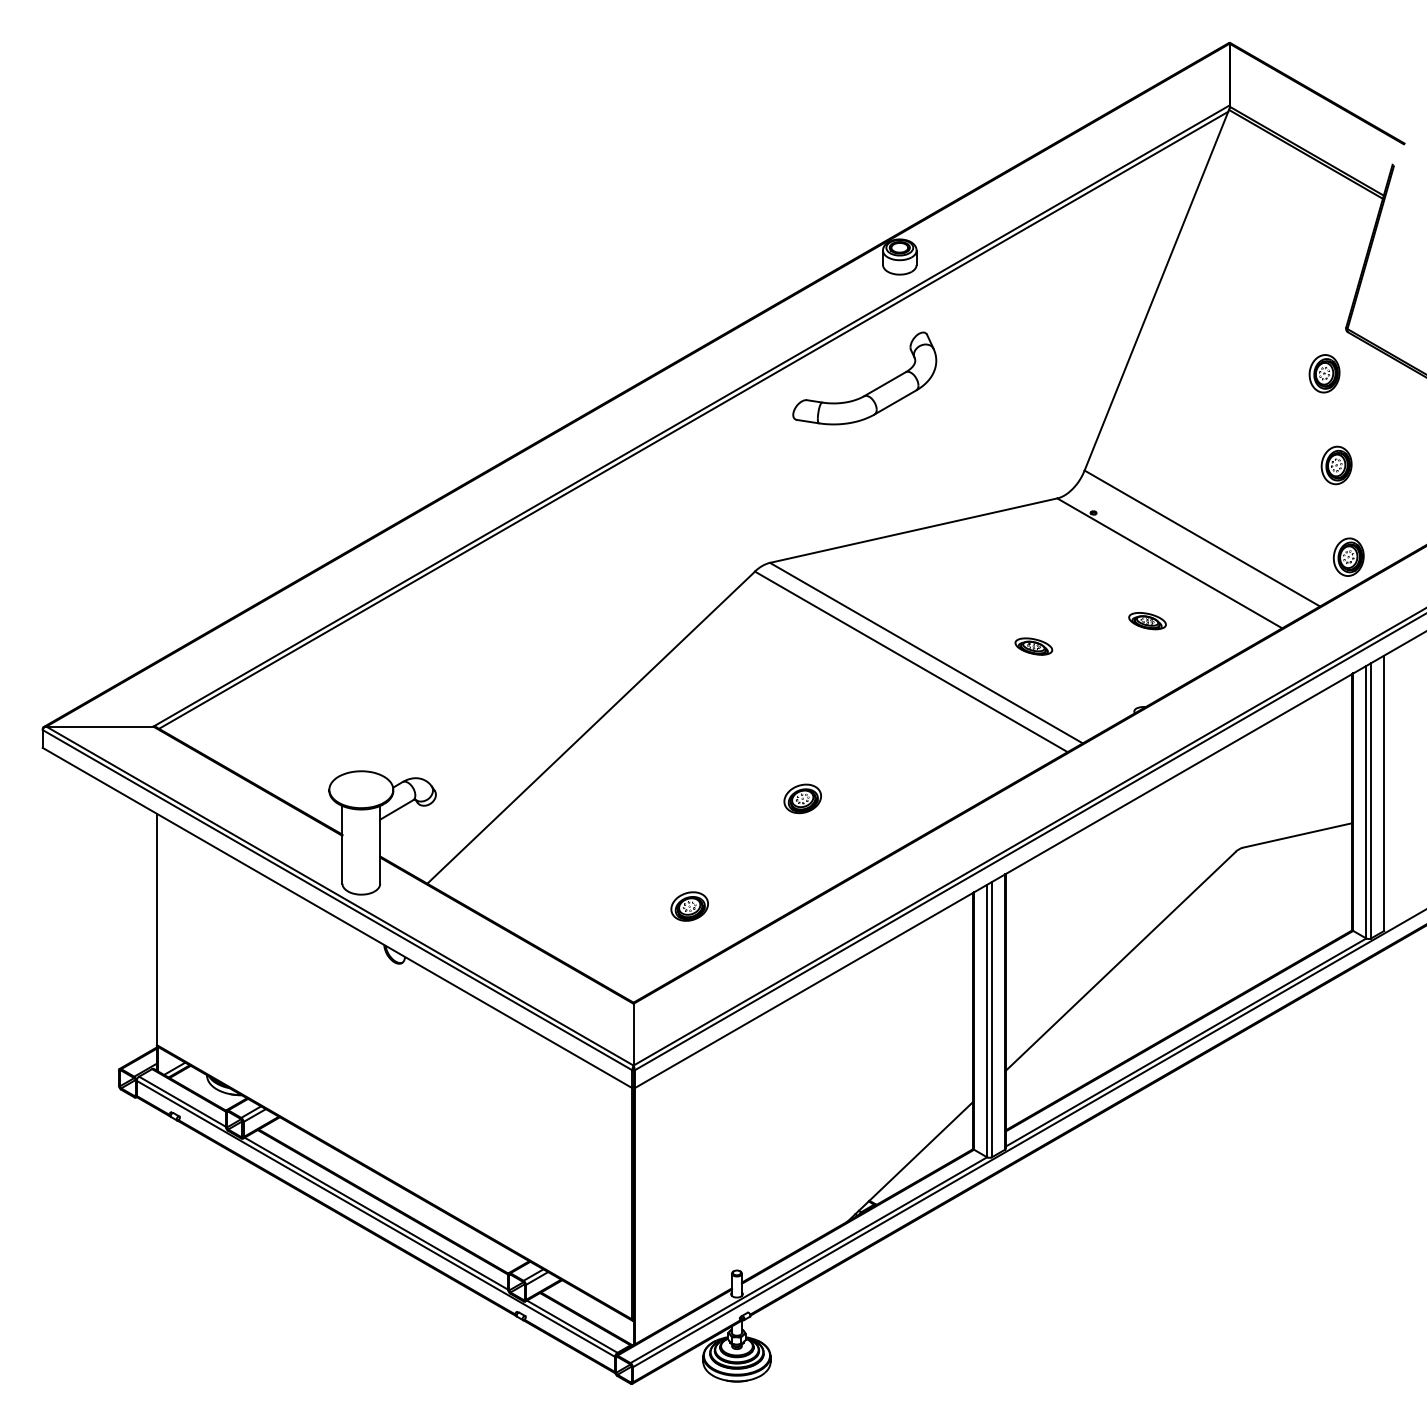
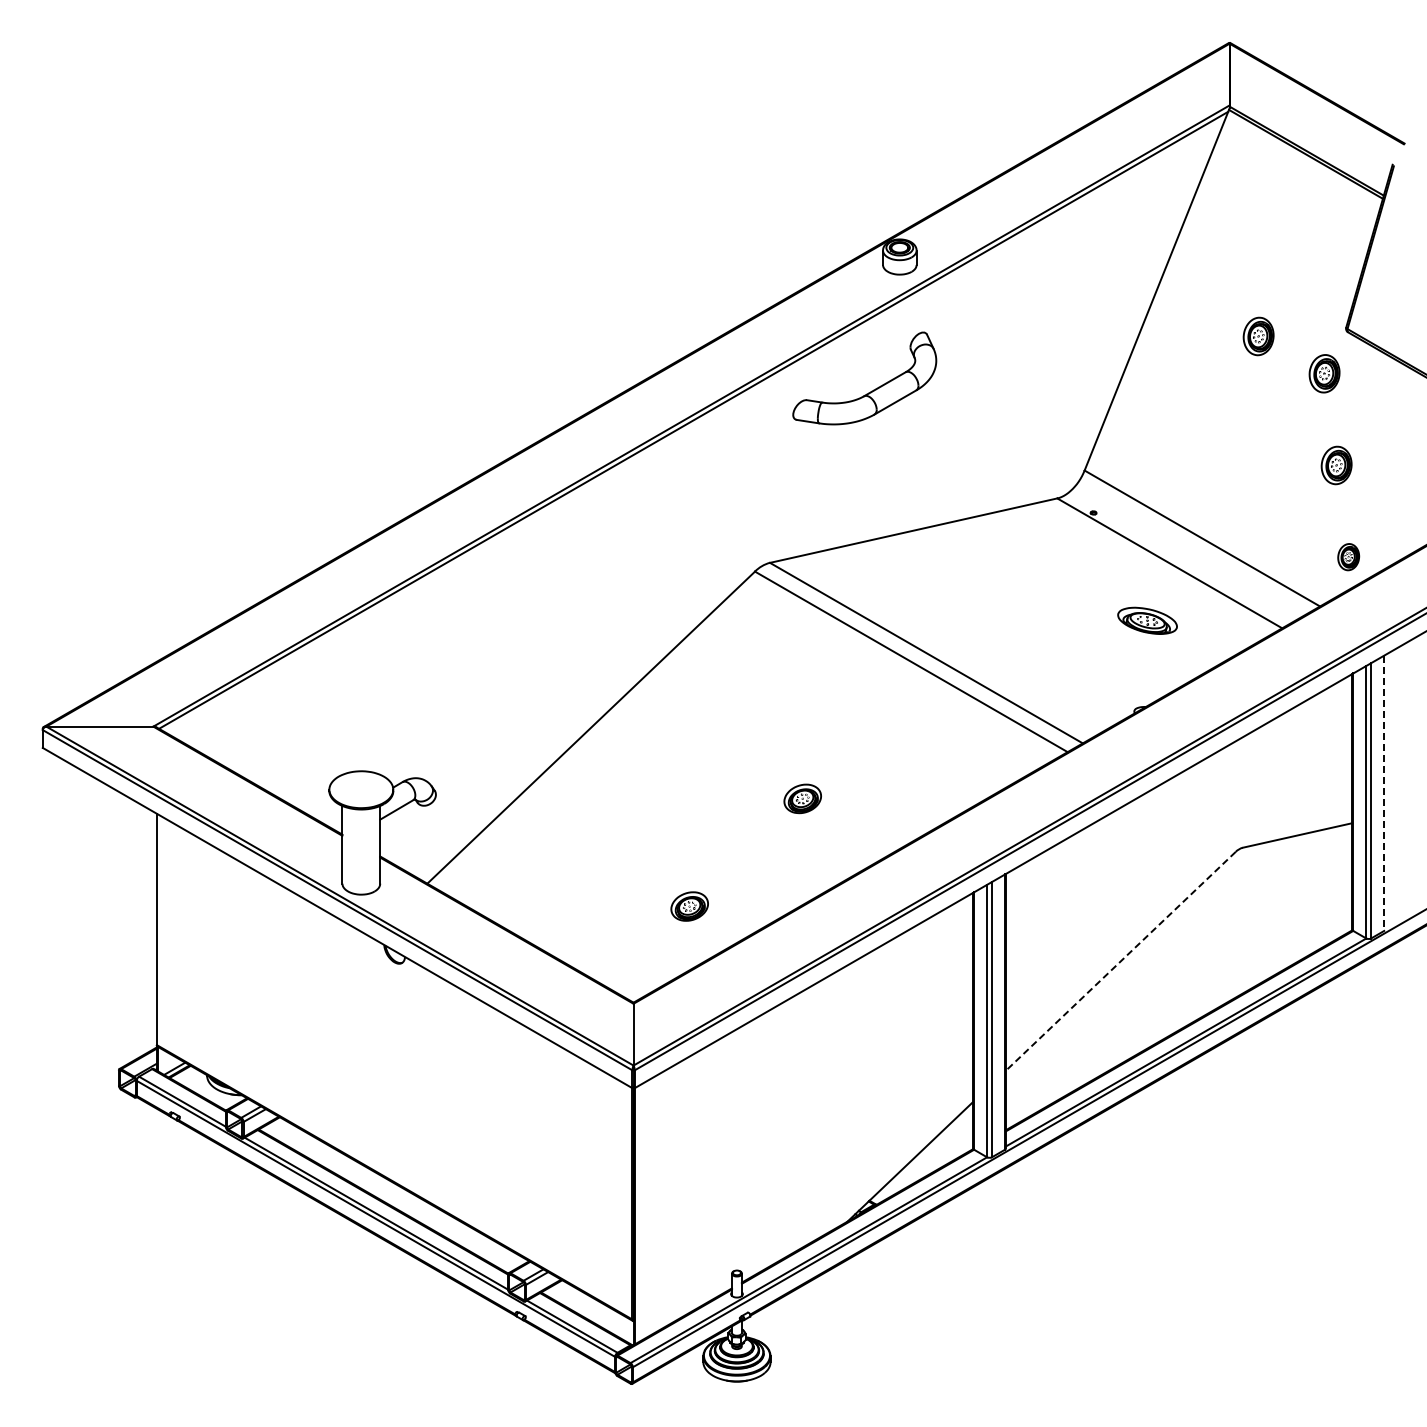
part: none -> present (1258, 336)
part size: 33x40 px -> 24x29 px (1348, 557)
part size: 39x19 px -> 61x29 px (1147, 620)
part: present -> none (1033, 646)
line: solid -> dashed (1384, 793)
line: solid -> dashed (1120, 961)
